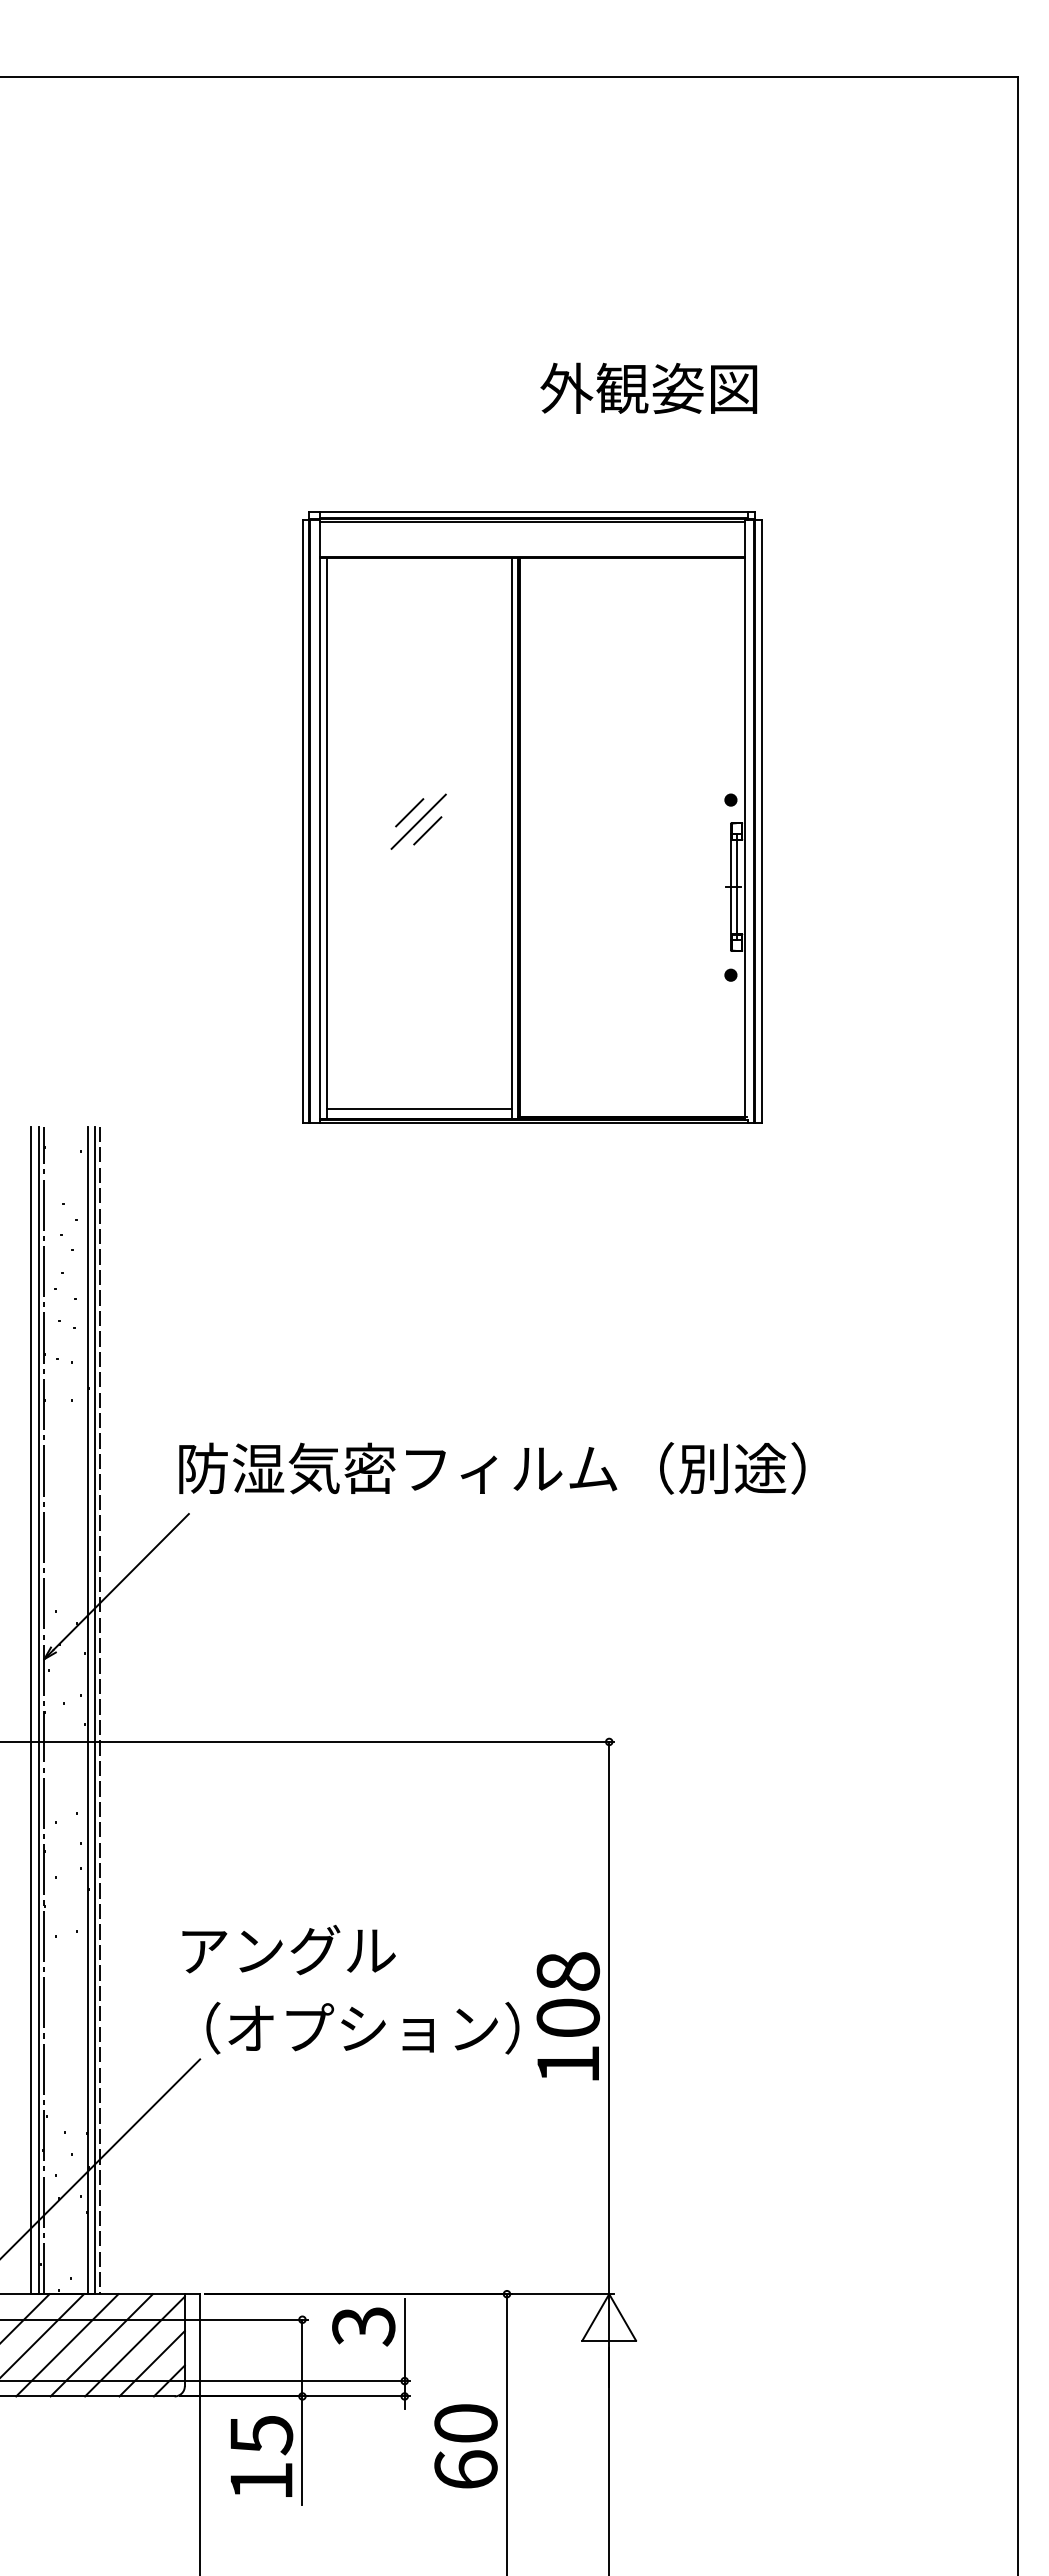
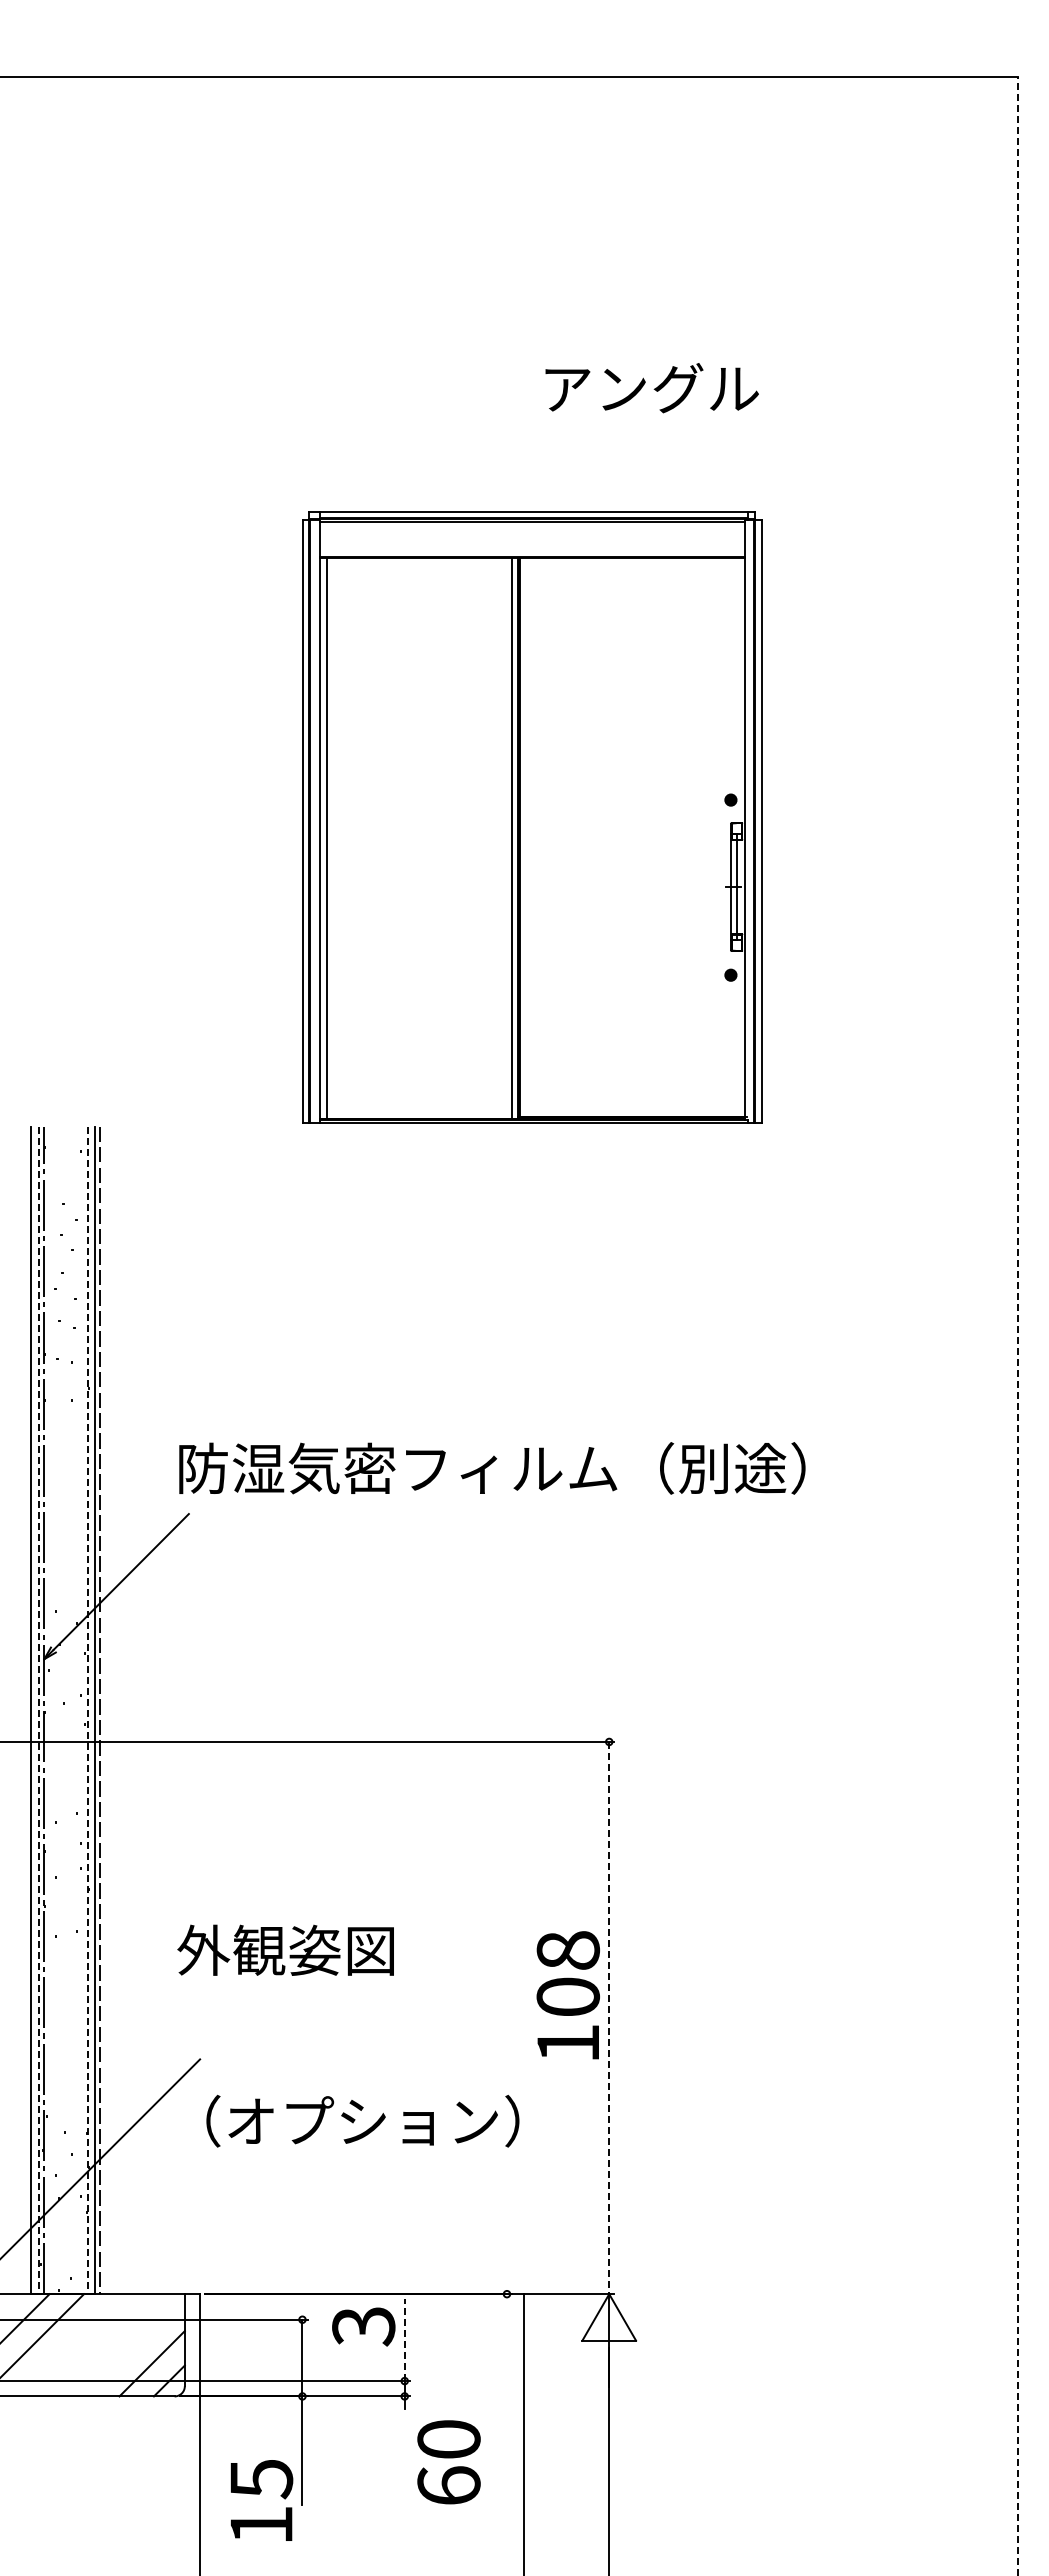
text: 外観姿図 -> アングル (649, 387)
line: present -> none (409, 812)
line: present -> none (418, 821)
line: present -> none (427, 830)
line: present -> none (418, 1108)
line: solid -> dashed (1017, 1326)
line: solid -> dashed (39, 1710)
line: solid -> dashed (87, 1710)
text: アングル -> 外観姿図 (286, 1949)
text position: (567, 2016) -> (567, 1995) (567, 1995)
line: solid -> dashed (609, 2018)
text position: (362, 2027) -> (362, 2120) (362, 2120)
line: solid -> dashed (404, 2339)
line: present -> none (67, 2345)
line: present -> none (101, 2345)
line: present -> none (134, 2346)
line position: (506, 2433) -> (523, 2433) (523, 2433)
text position: (465, 2446) -> (448, 2462) (448, 2462)
text position: (261, 2456) -> (261, 2500) (261, 2500)
